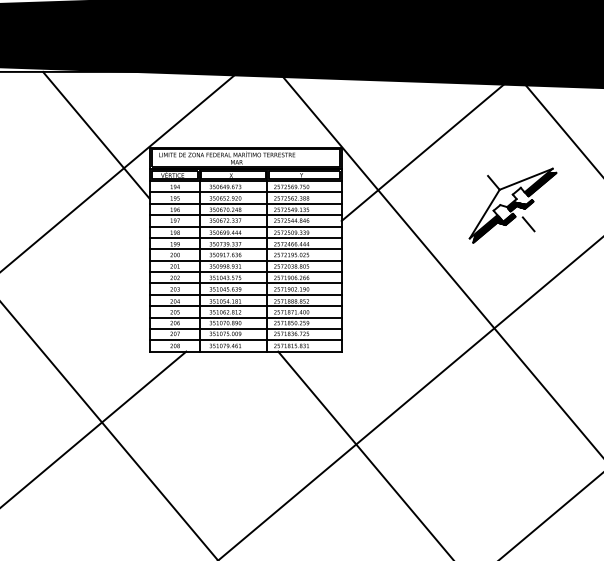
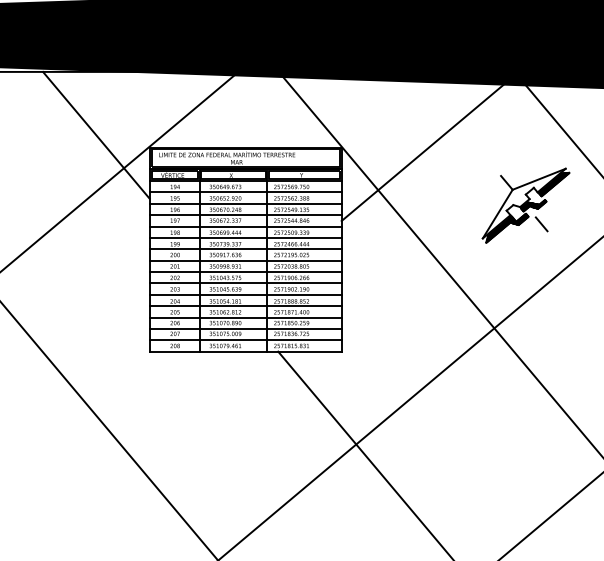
part position: (512, 205) -> (525, 205) (525, 205)
line: present -> none (94, 428)
